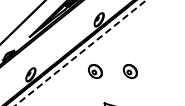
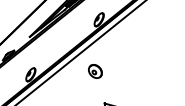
line: dashed -> solid (80, 52)
part: present -> none (130, 71)
